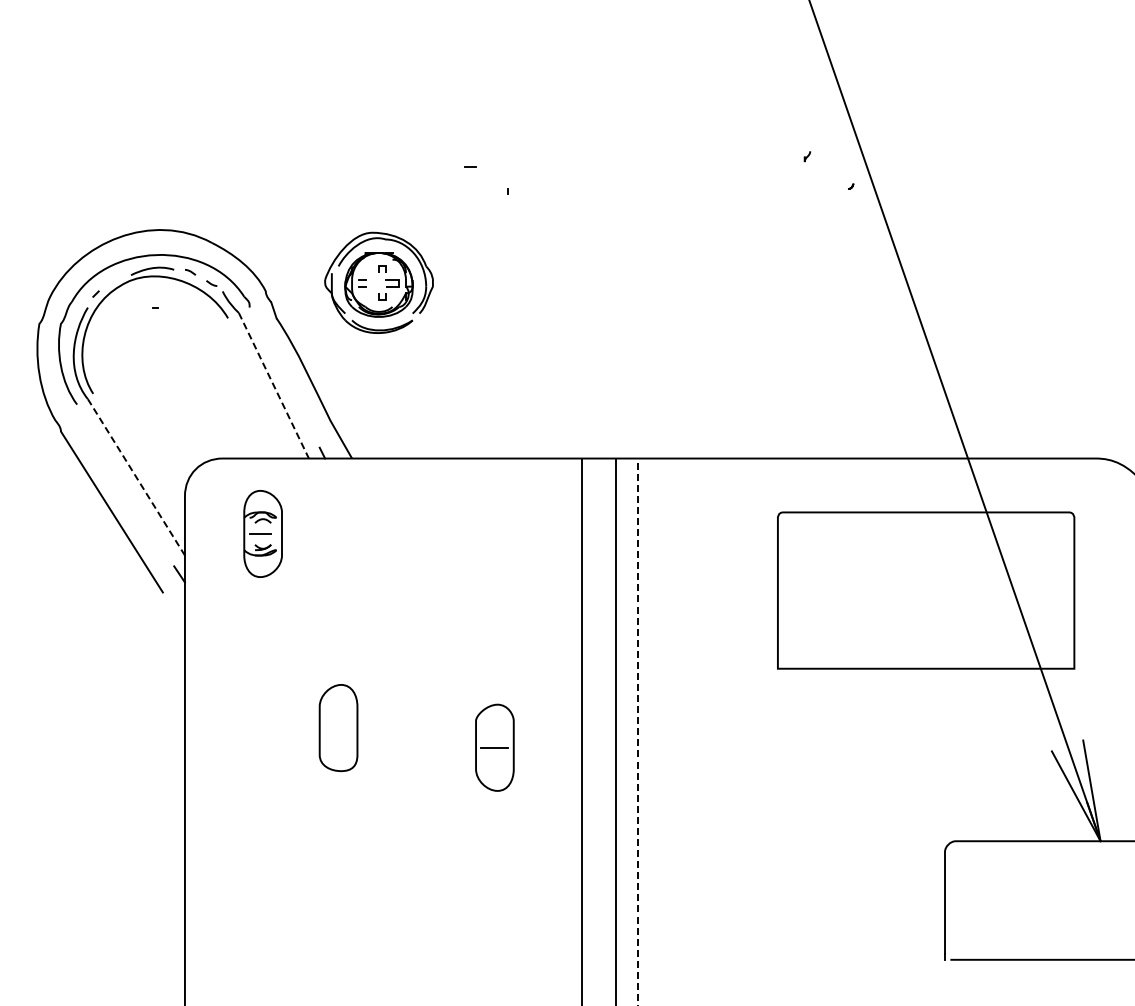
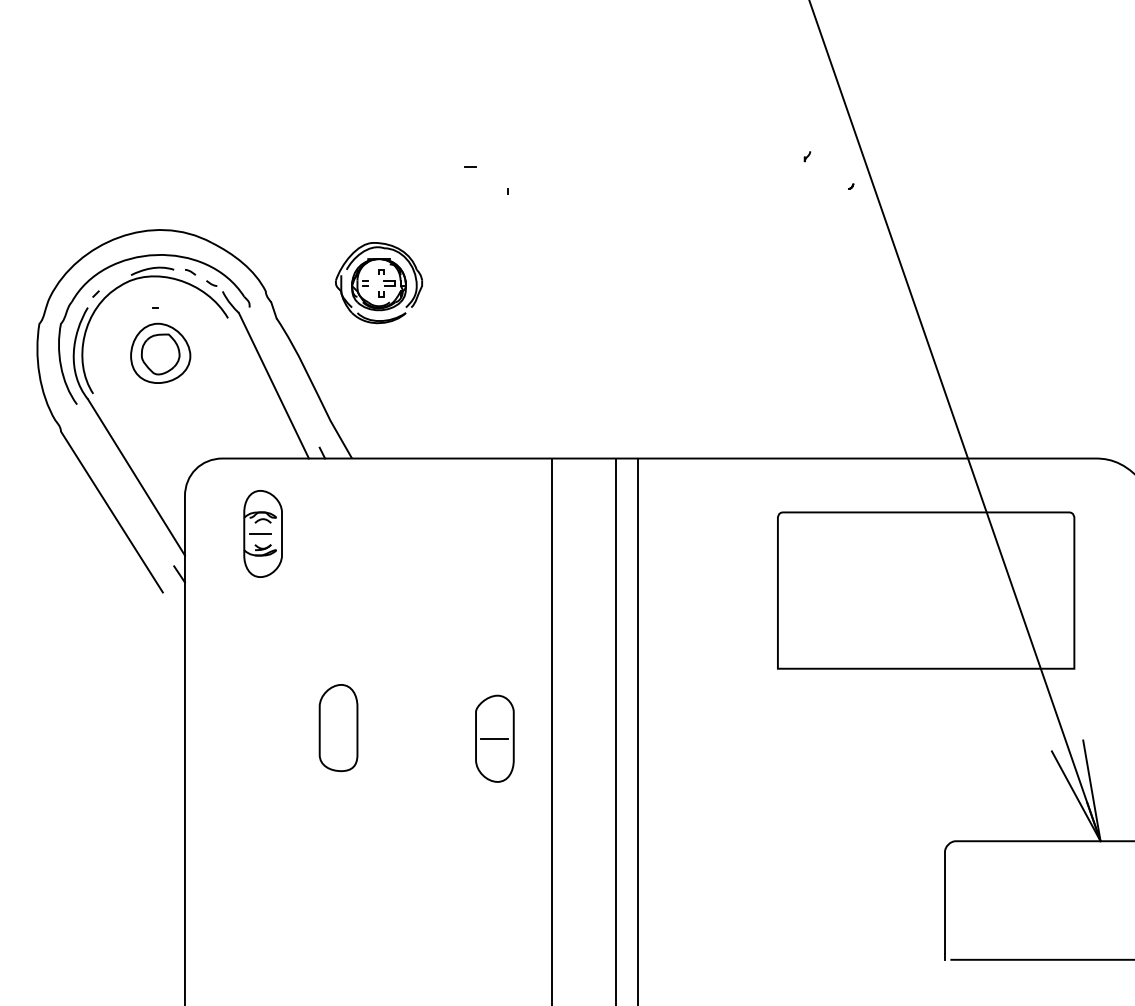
part size: 110x103 px -> 88x83 px (378, 283)
part: none -> present (160, 352)
line: dashed -> solid (273, 385)
line: dashed -> solid (136, 477)
line position: (581, 730) -> (551, 730) (551, 730)
line: dashed -> solid (637, 731)
part position: (494, 747) -> (494, 738) (494, 738)
